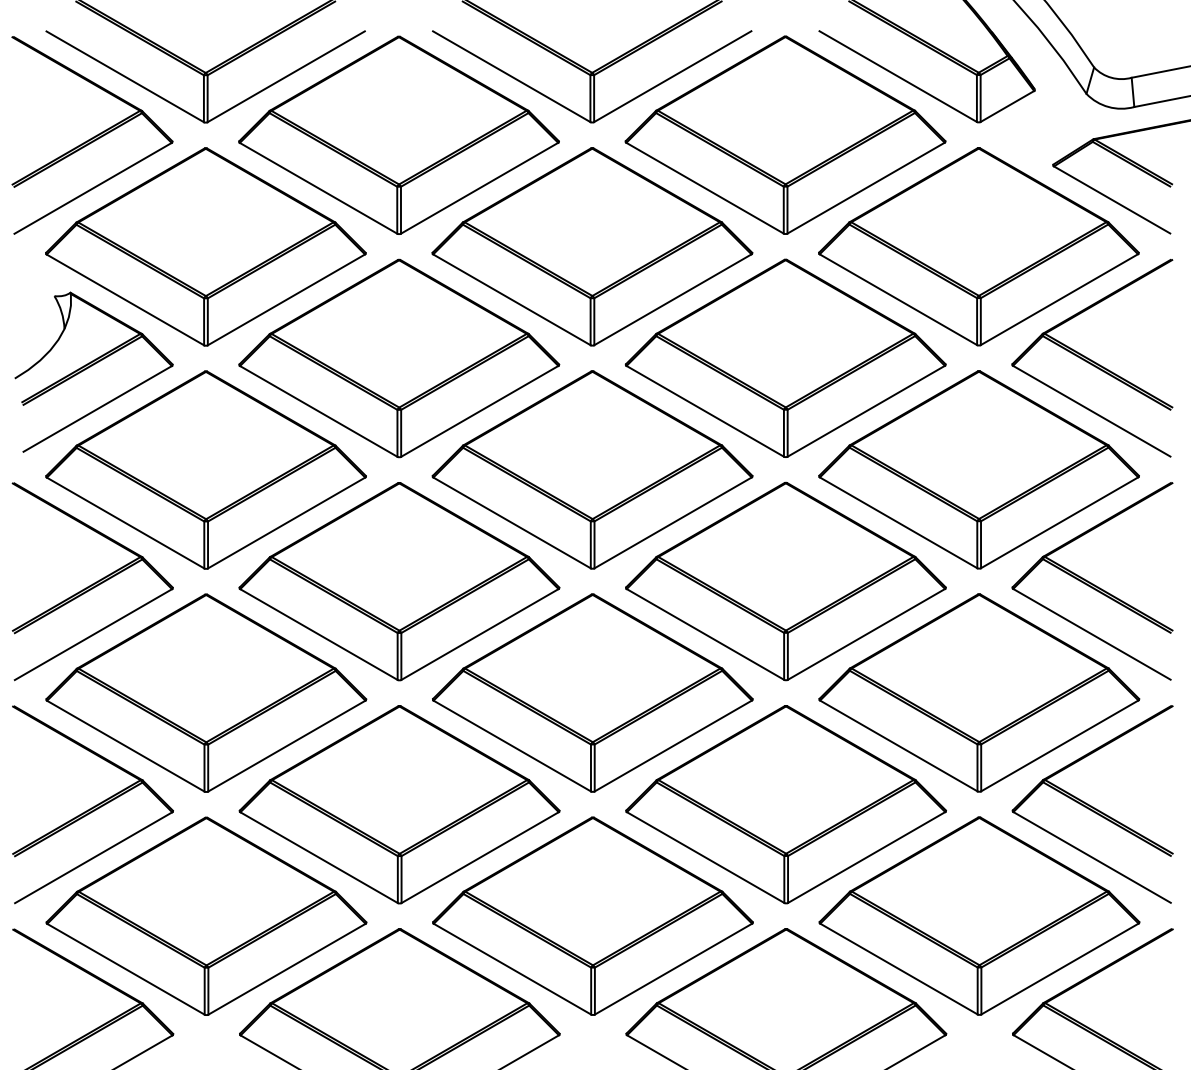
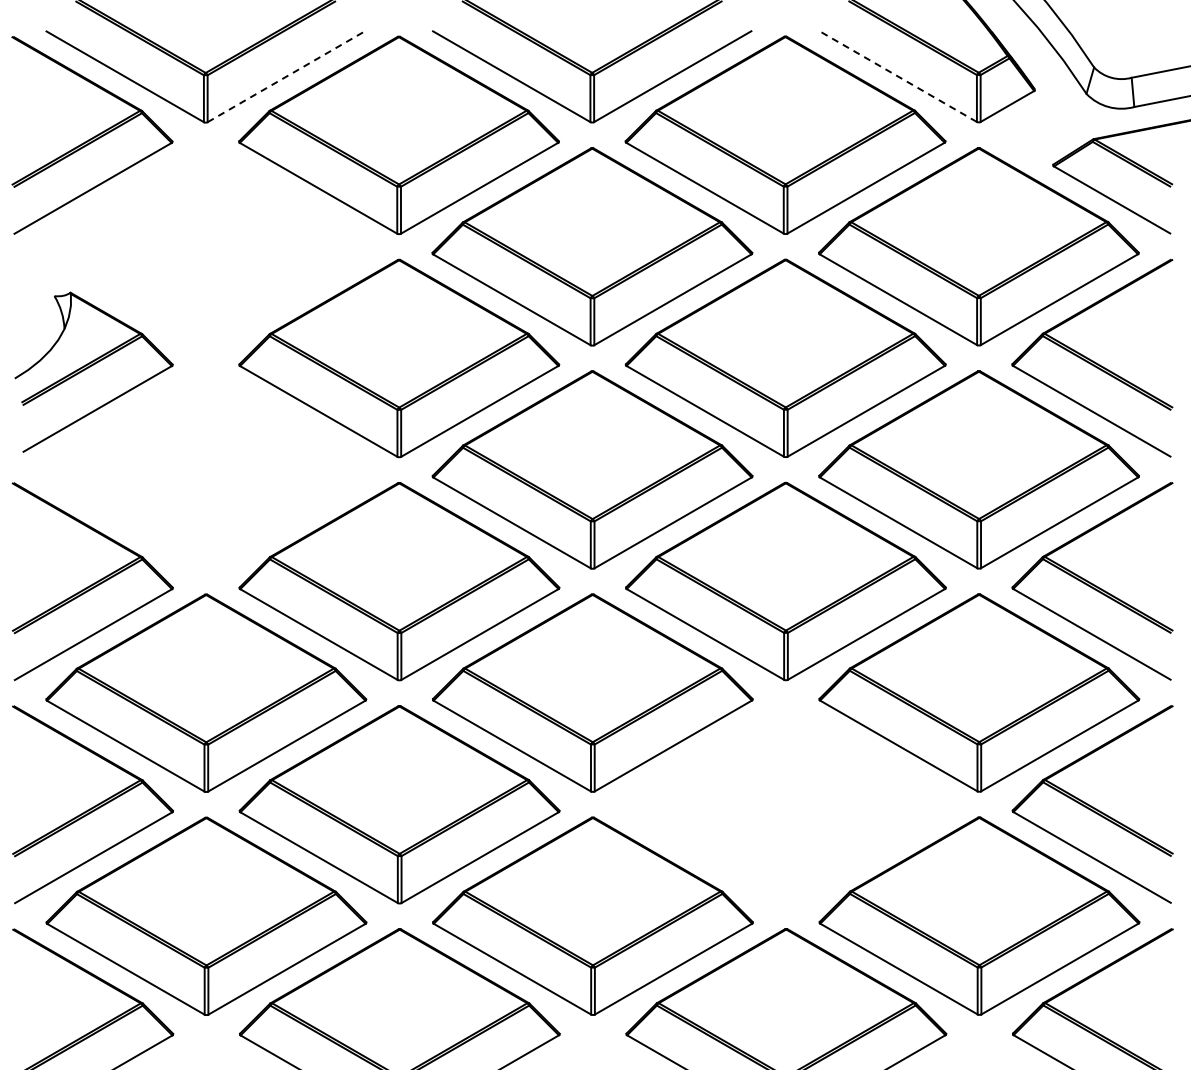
line: solid -> dashed (286, 76)
line: solid -> dashed (898, 76)
part: present -> none (205, 246)
part: present -> none (205, 469)
part: present -> none (785, 804)
